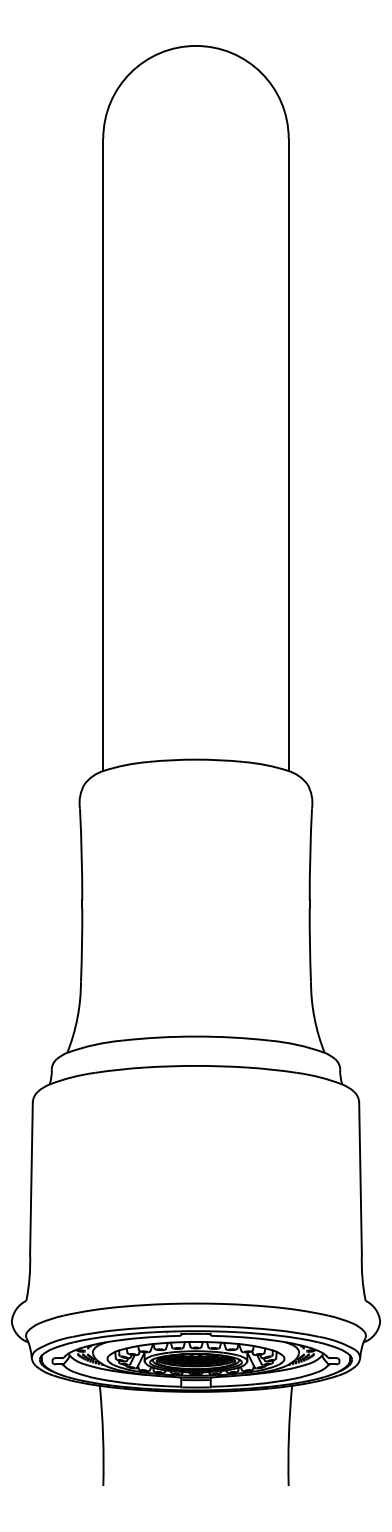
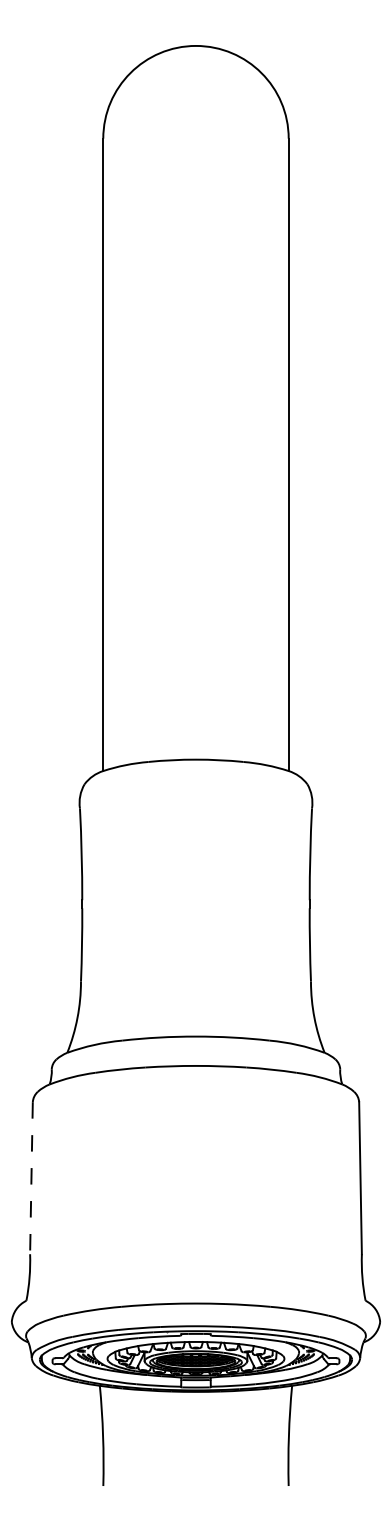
line: solid -> dashed (31, 1178)
